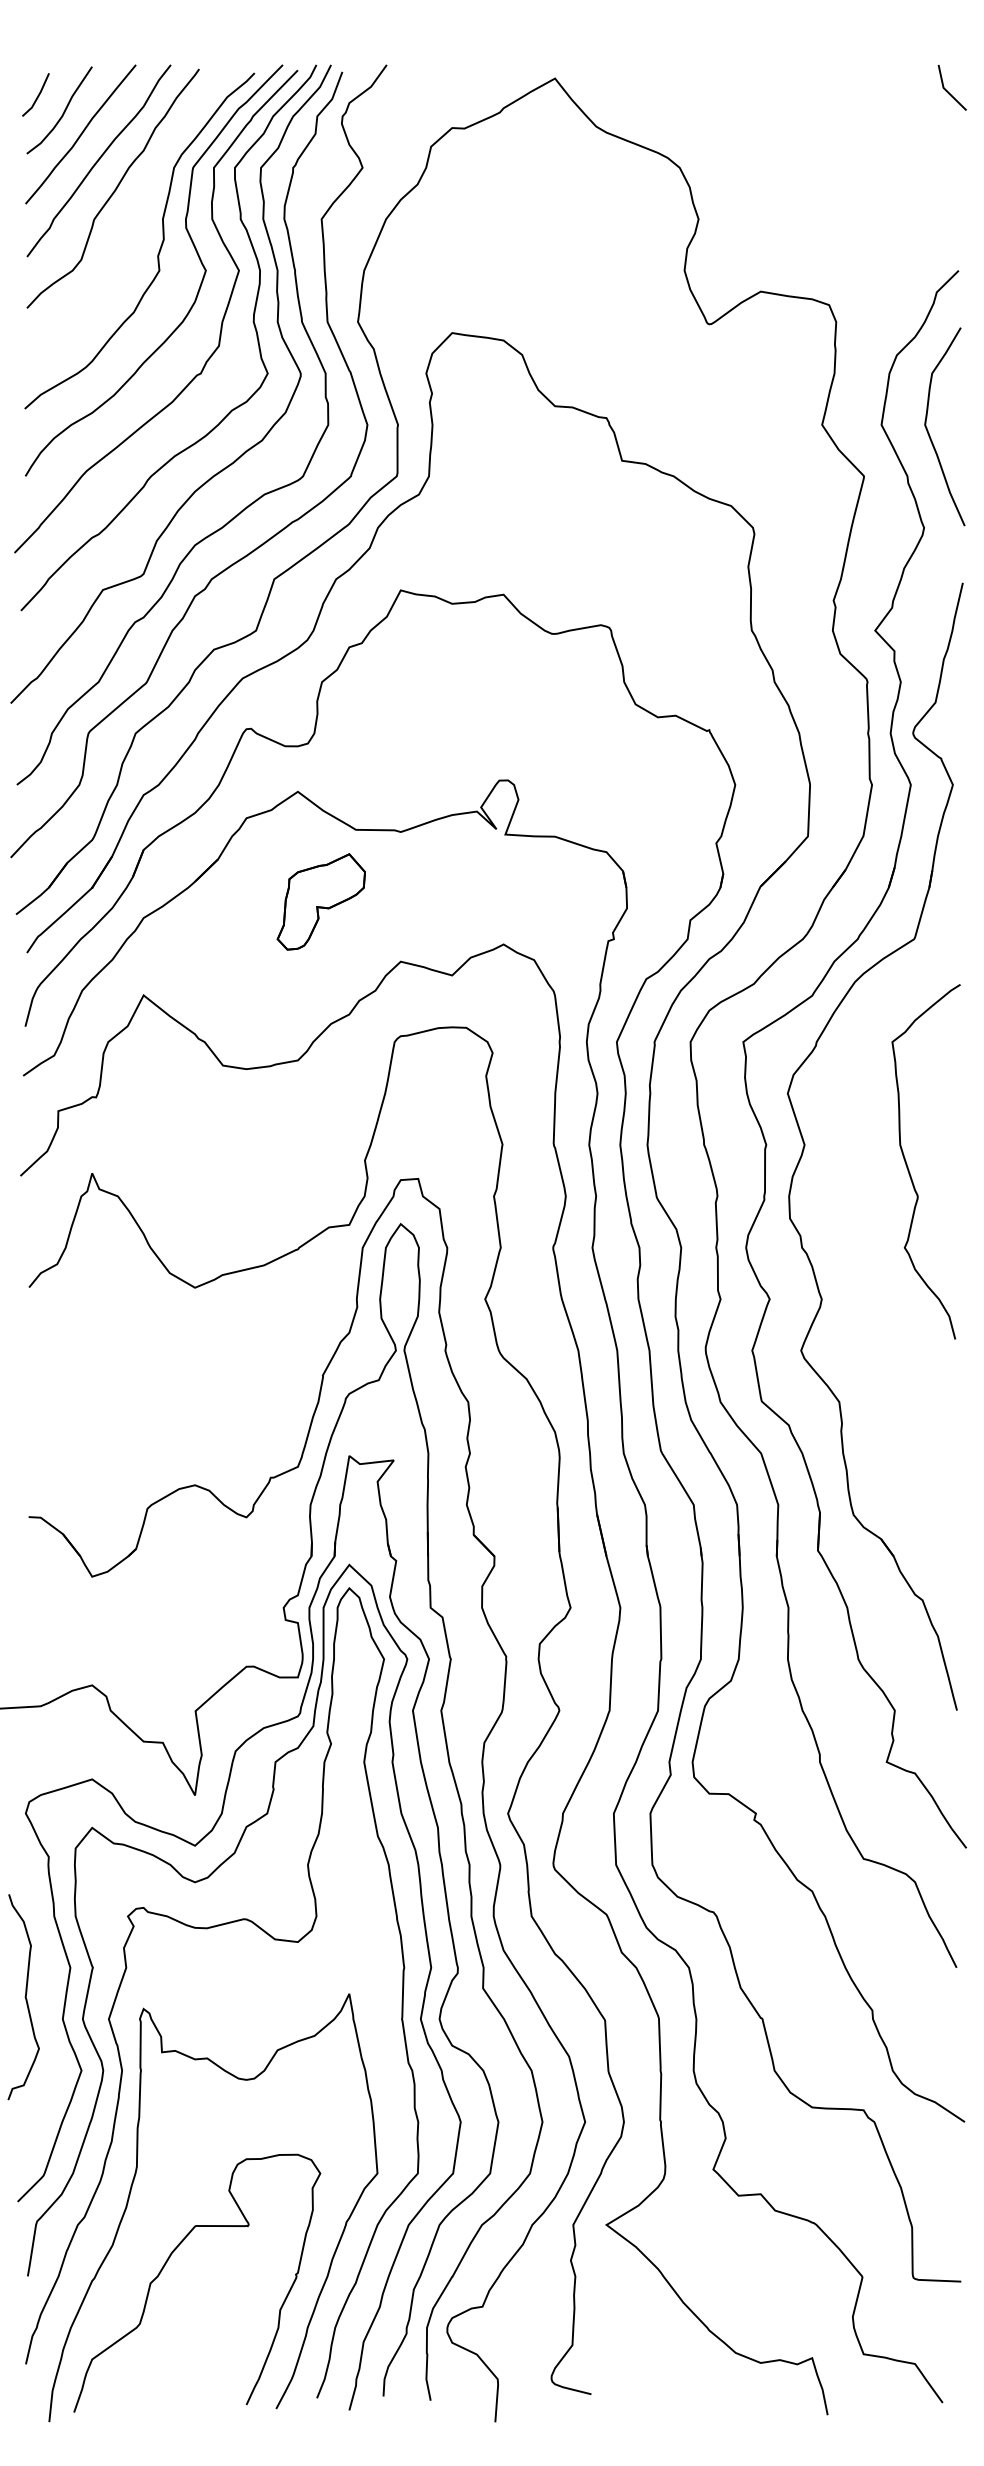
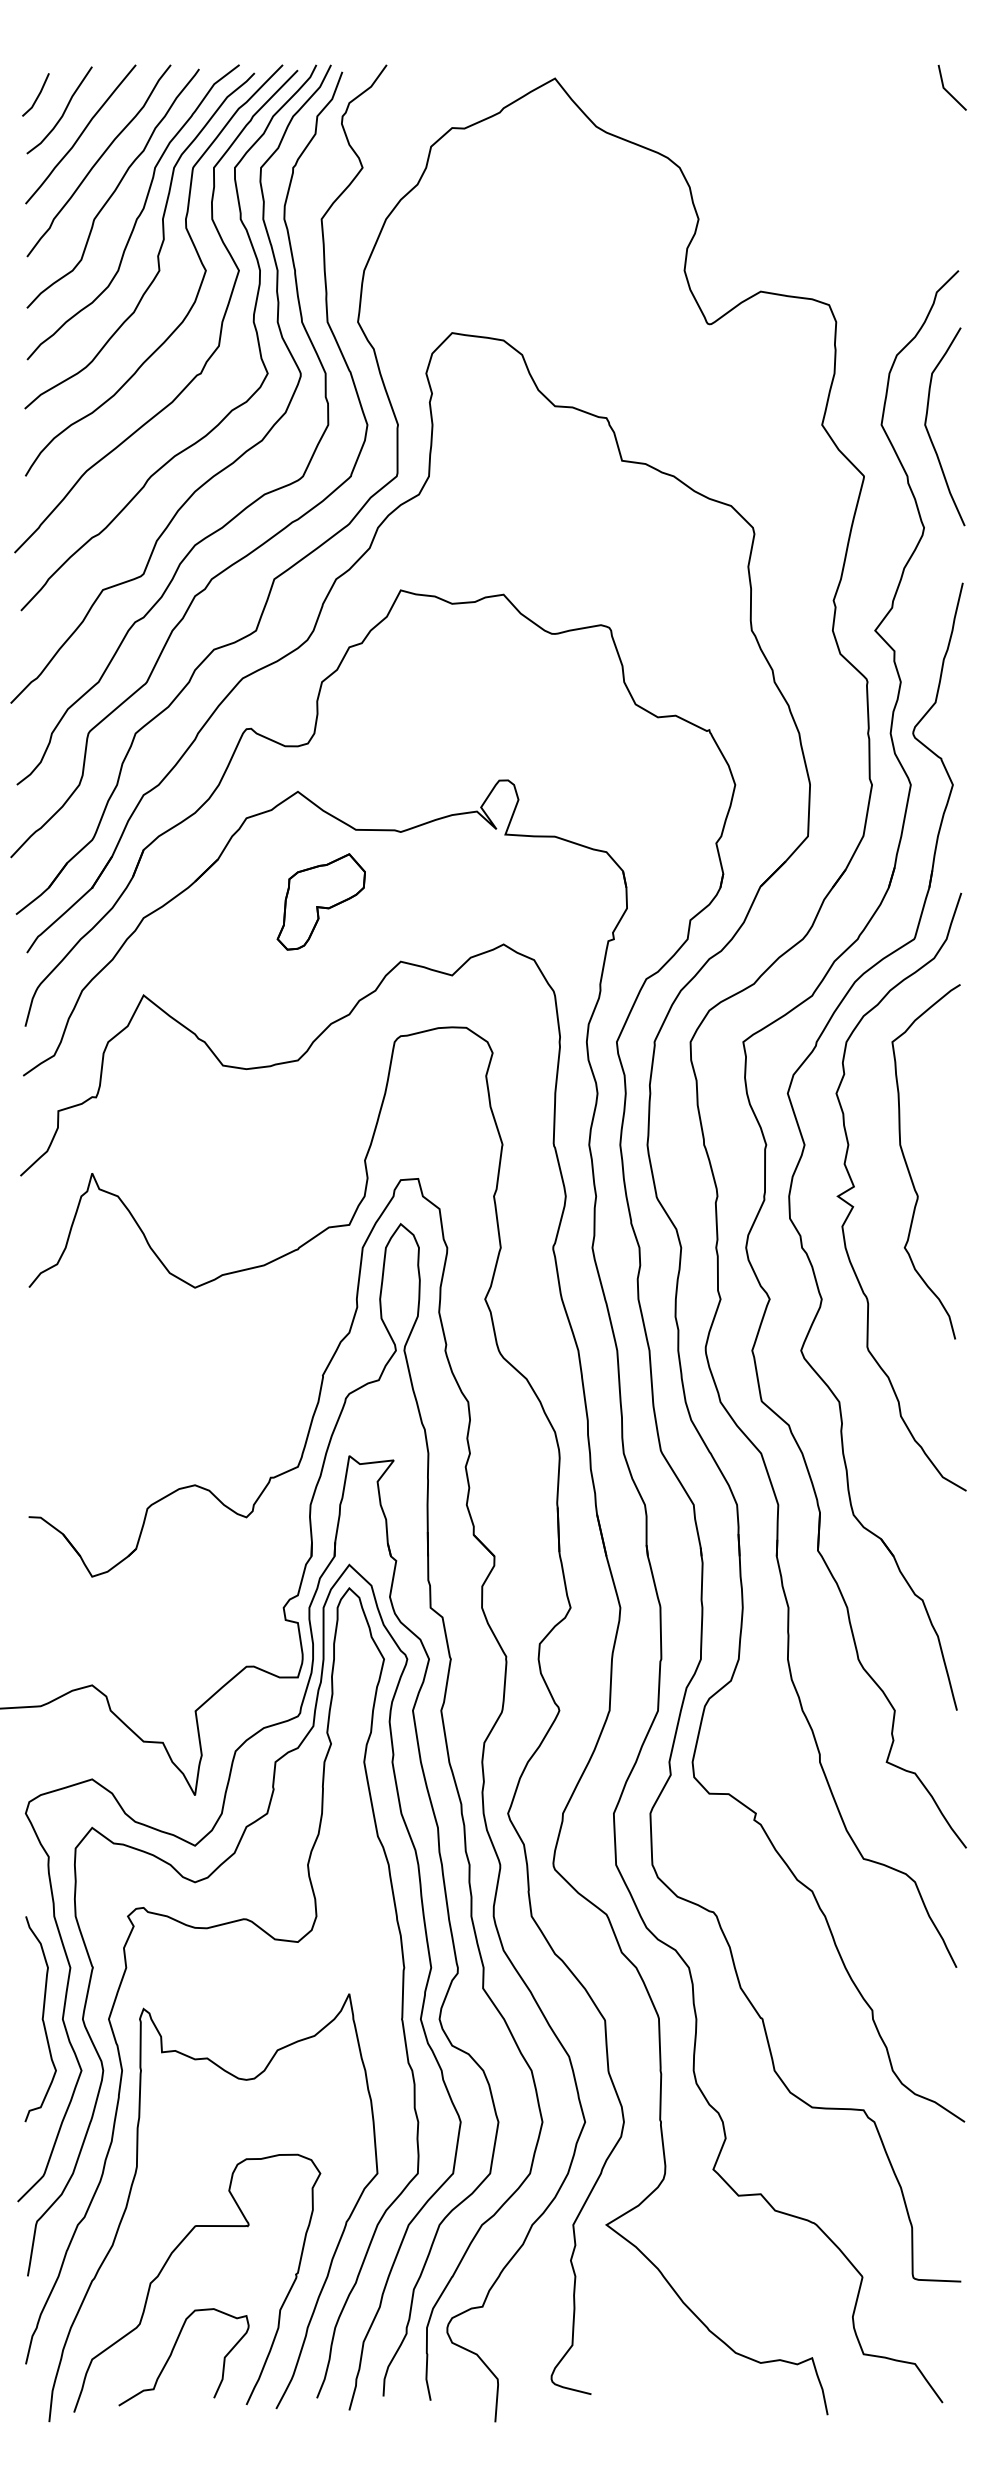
curve: none -> present (137, 216)
curve: none -> present (854, 1187)
curve position: (24, 1997) -> (41, 2019) (41, 2019)
curve: none -> present (173, 2351)
